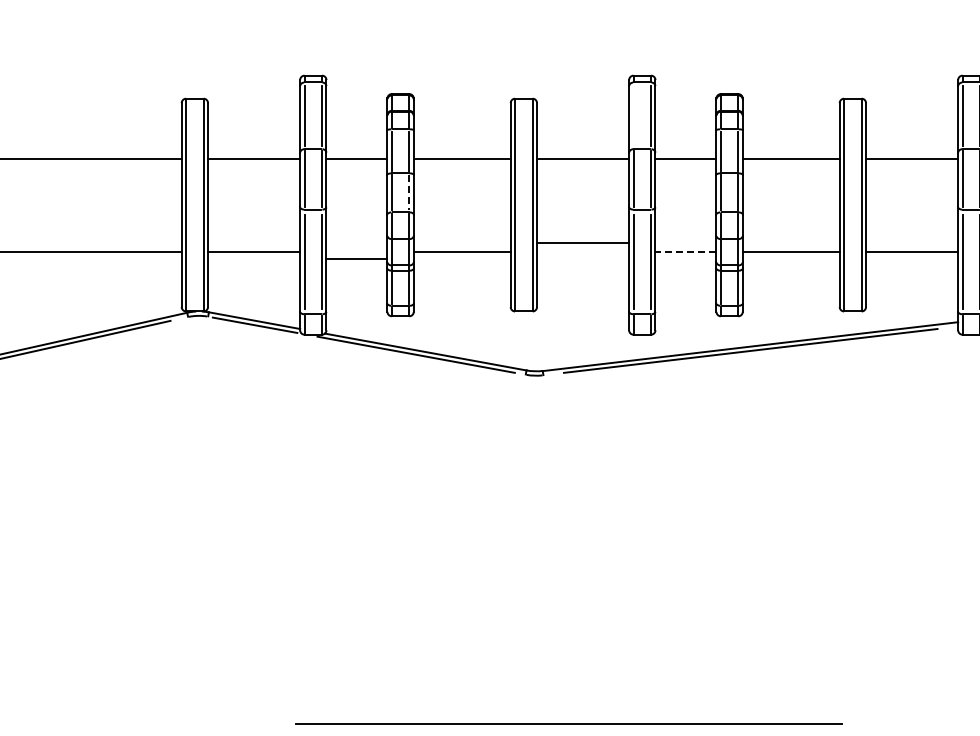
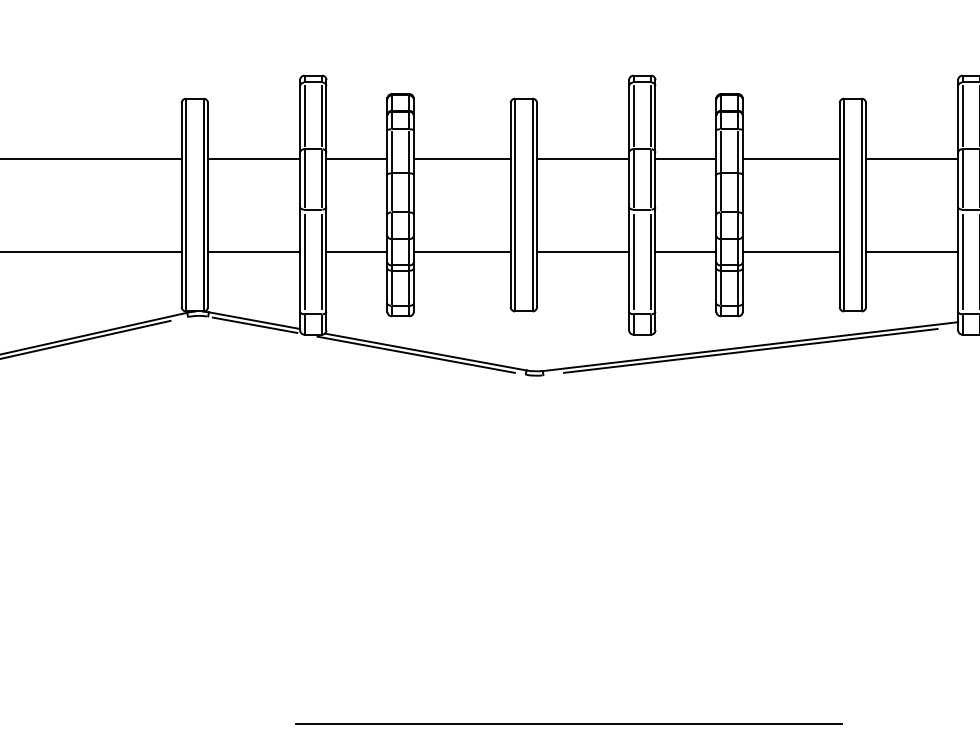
line: none -> present (633, 115)
line: dashed -> solid (409, 192)
line position: (583, 242) -> (583, 251) (583, 251)
line: dashed -> solid (685, 251)
line position: (356, 258) -> (356, 251) (356, 251)
